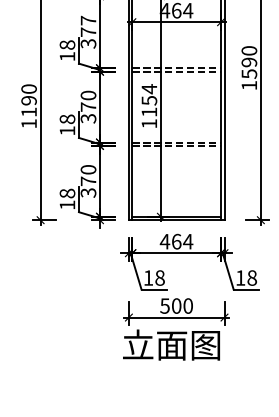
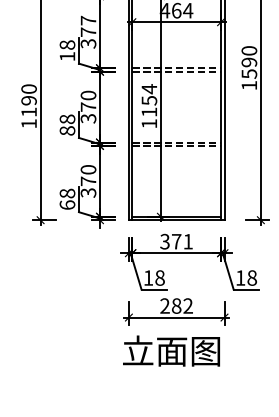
text: 18 -> 88 (67, 130)
text: 18 -> 68 (67, 204)
text: 464 -> 371 (176, 241)
text: 500 -> 282 (176, 305)
text position: (171, 344) -> (171, 350) (171, 350)
